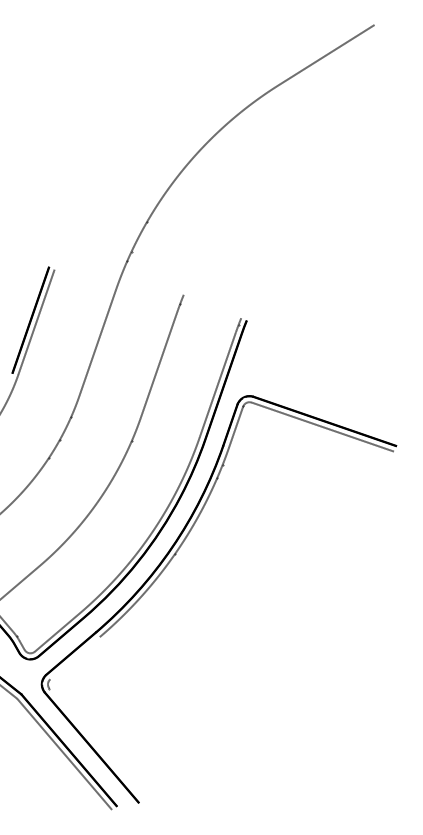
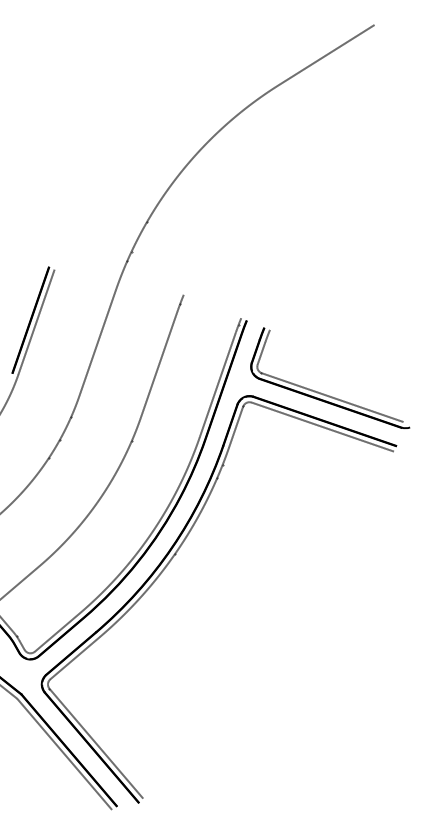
part: none -> present (324, 393)
line: none -> present (74, 658)
line: none -> present (96, 743)
